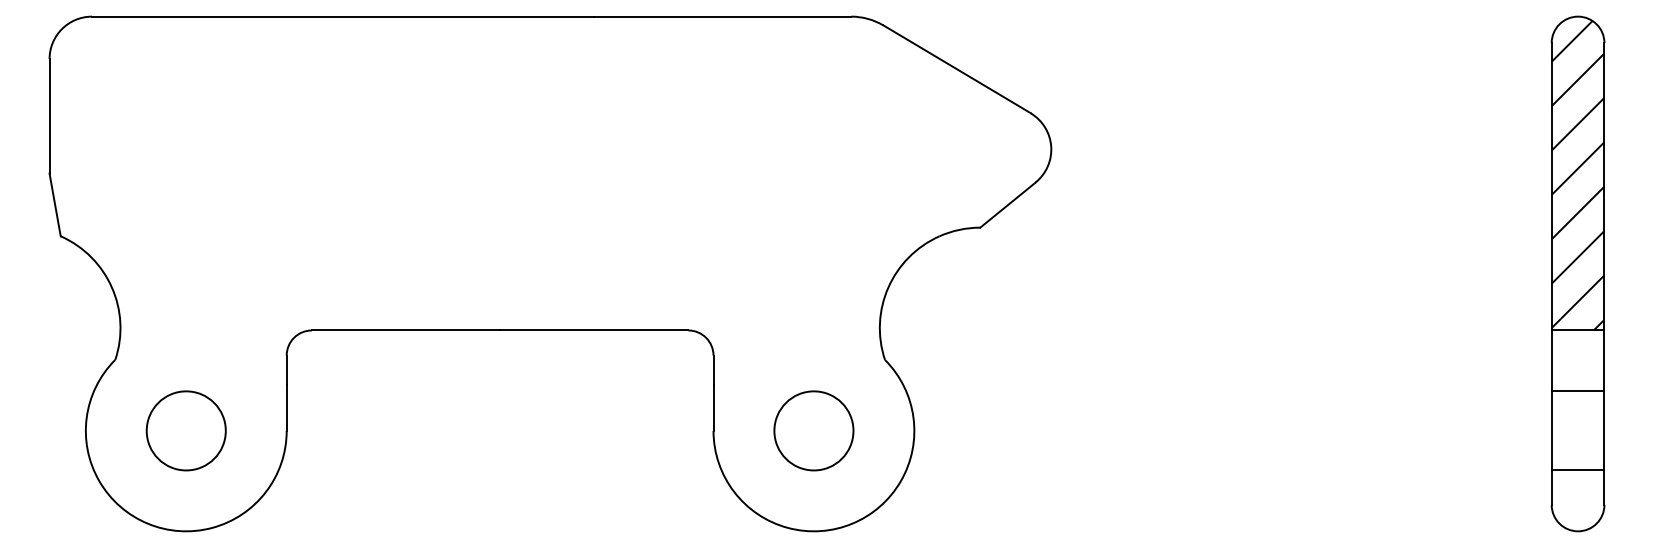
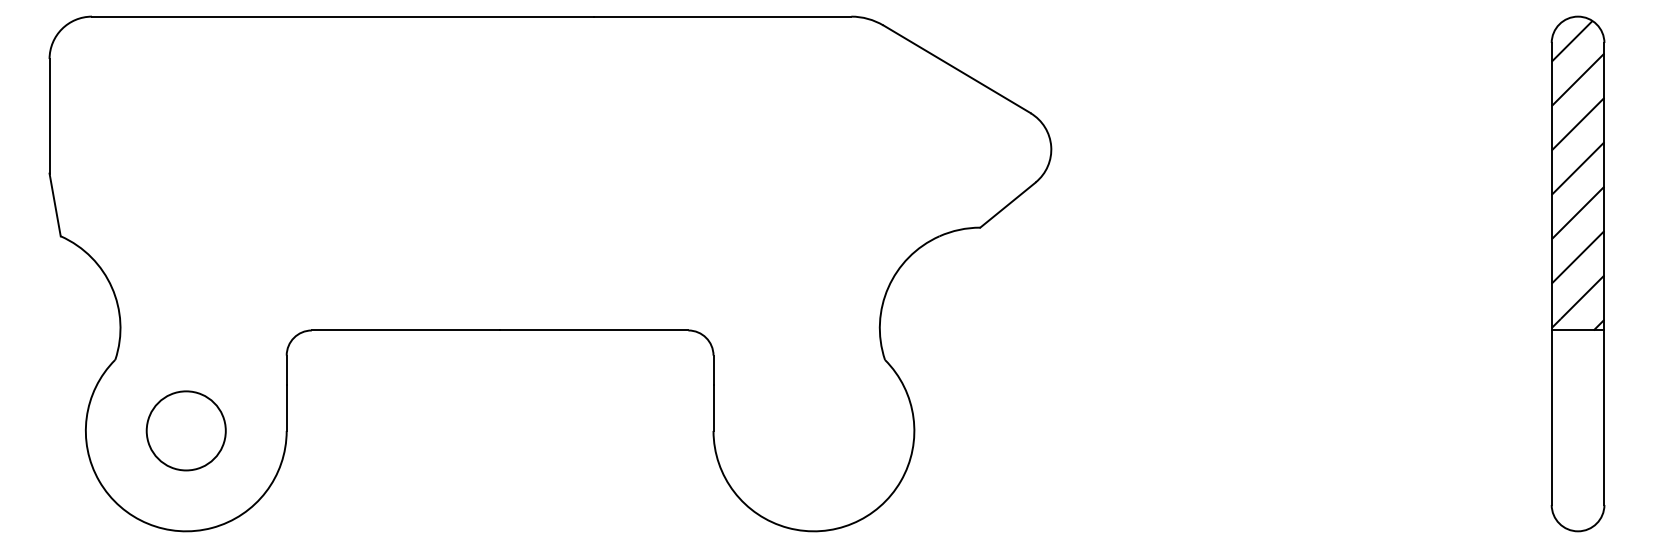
line: present -> none (1577, 391)
circle: present -> none (813, 430)
line: present -> none (1577, 470)
